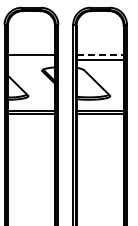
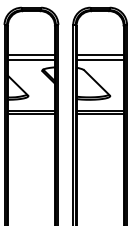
line: dashed -> solid (100, 55)
line: none -> present (31, 59)
